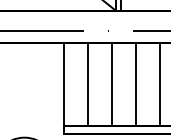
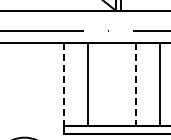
line: present -> none (112, 84)
line: solid -> dashed (136, 84)
line: solid -> dashed (64, 88)
